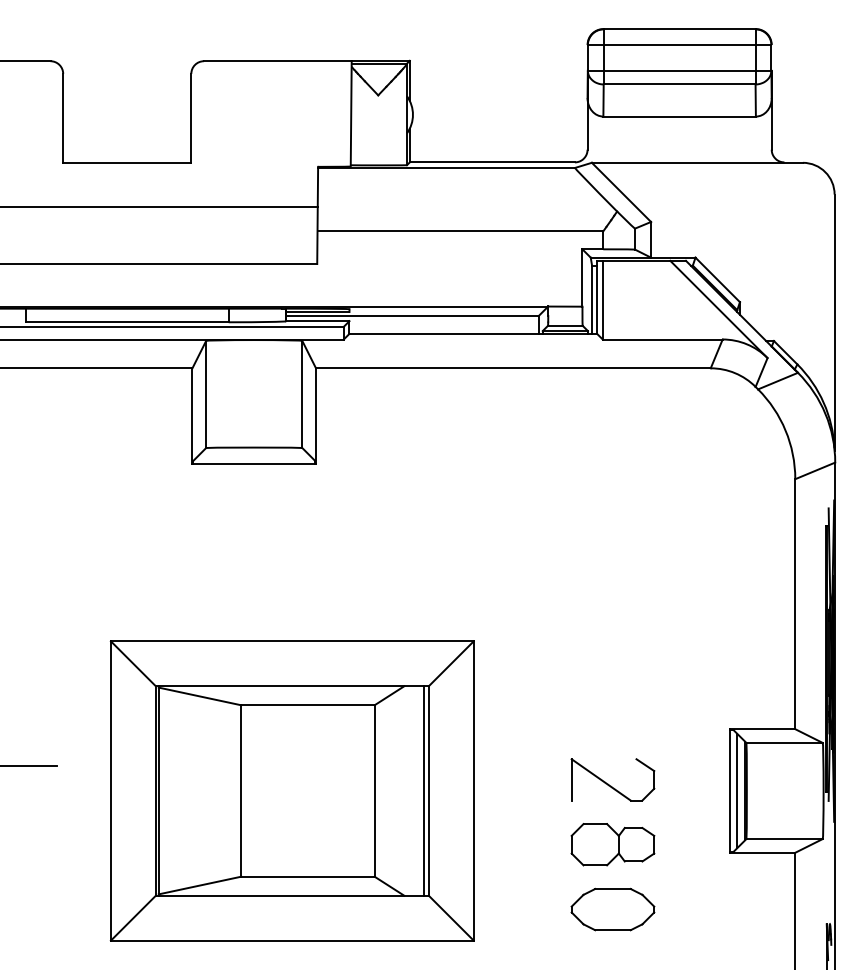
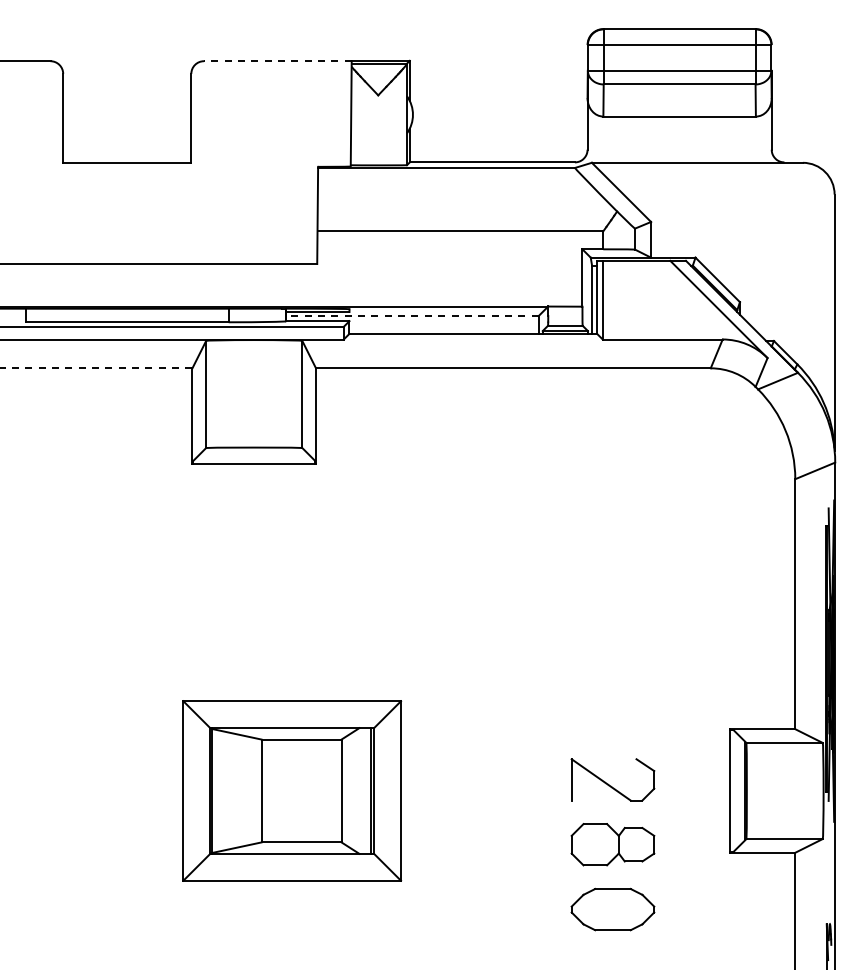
line: solid -> dashed (277, 61)
line: present -> none (159, 206)
line: solid -> dashed (411, 316)
line: solid -> dashed (96, 368)
line: present -> none (29, 765)
part size: 366x302 px -> 221x182 px (292, 790)
line: present -> none (737, 790)
